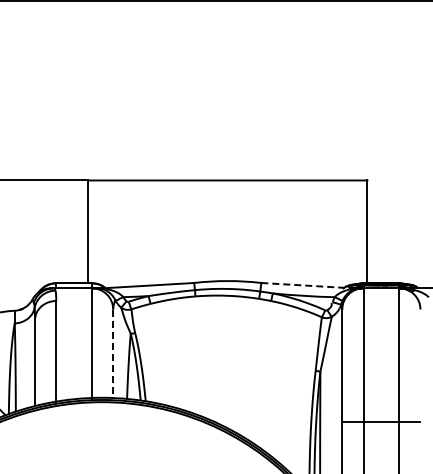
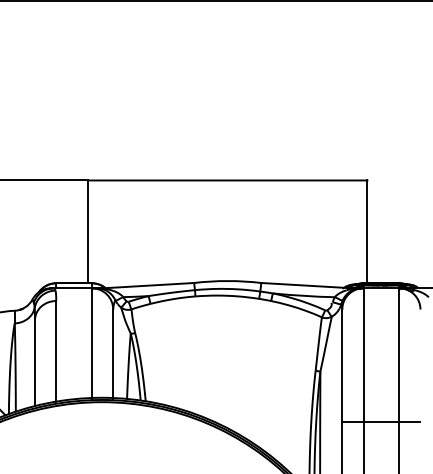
line: dashed -> solid (306, 285)
line: dashed -> solid (113, 354)
